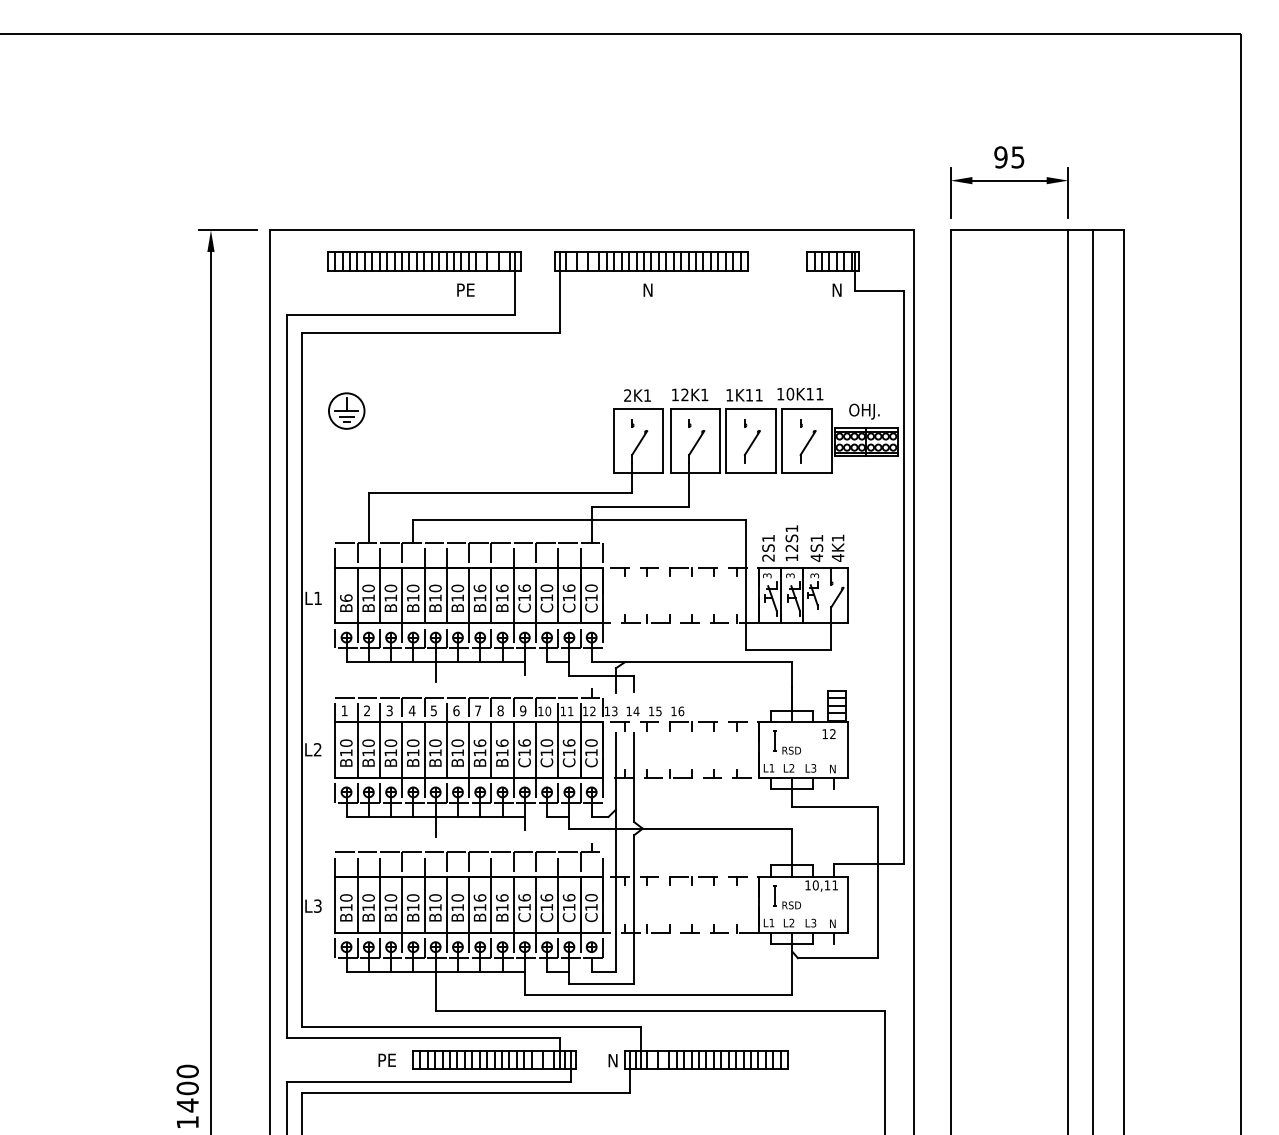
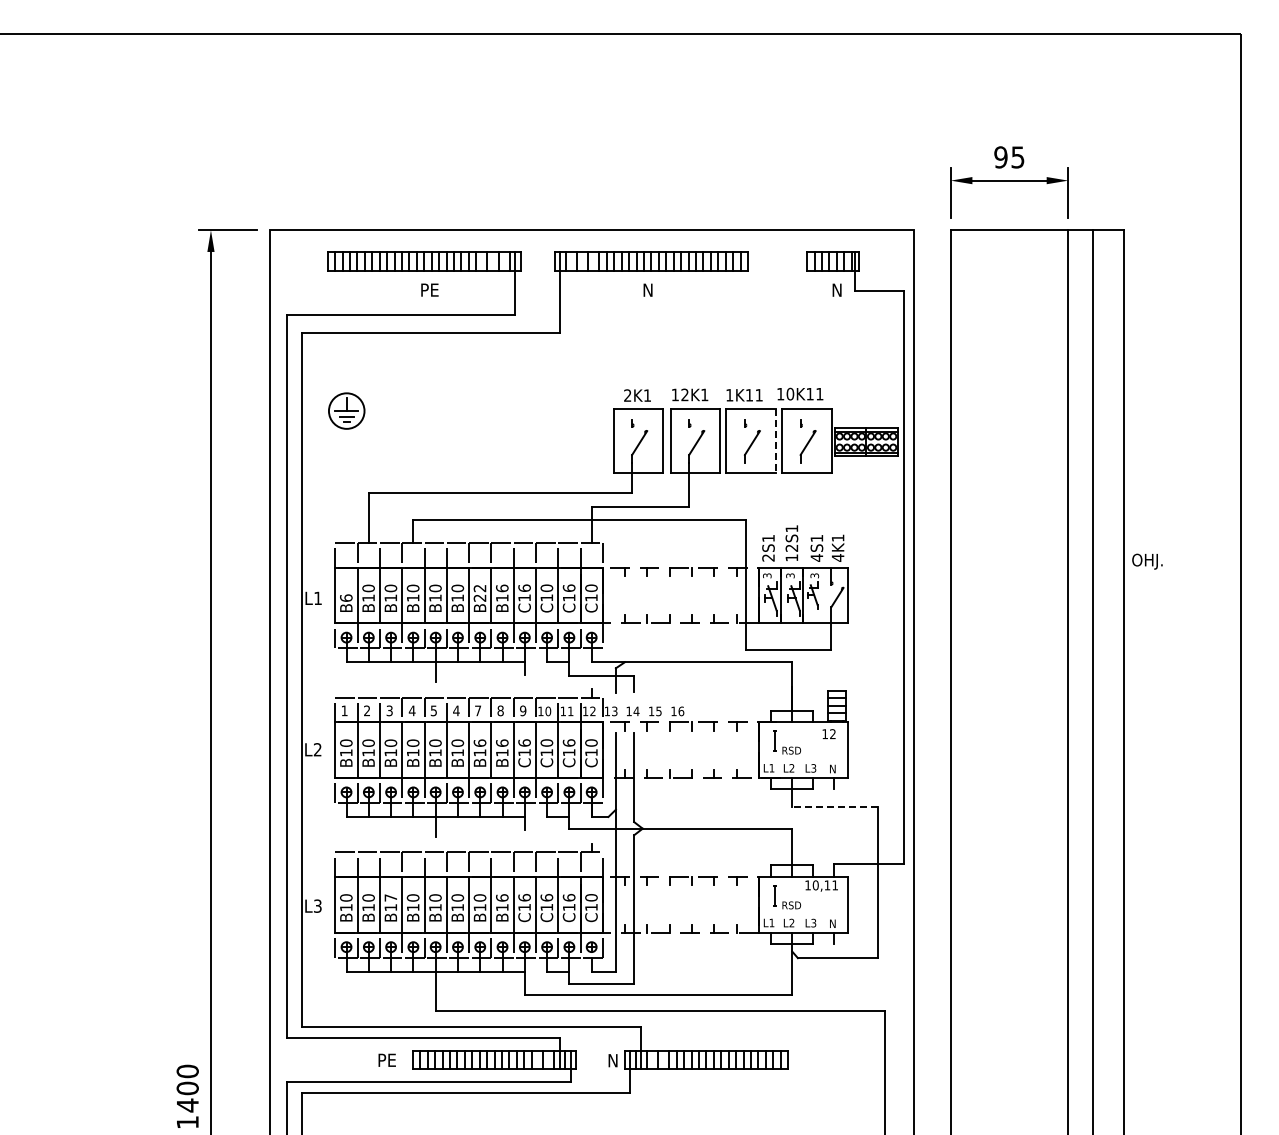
text position: (465, 289) -> (429, 289) (429, 289)
text position: (864, 411) -> (1147, 561) (1147, 561)
line: solid -> dashed (775, 441)
text: B16 -> B22 (479, 592)
text: 6 -> 4 (456, 710)
line: solid -> dashed (834, 806)
text: B10 -> B17 (390, 897)
text: B16 -> B10 (479, 897)
